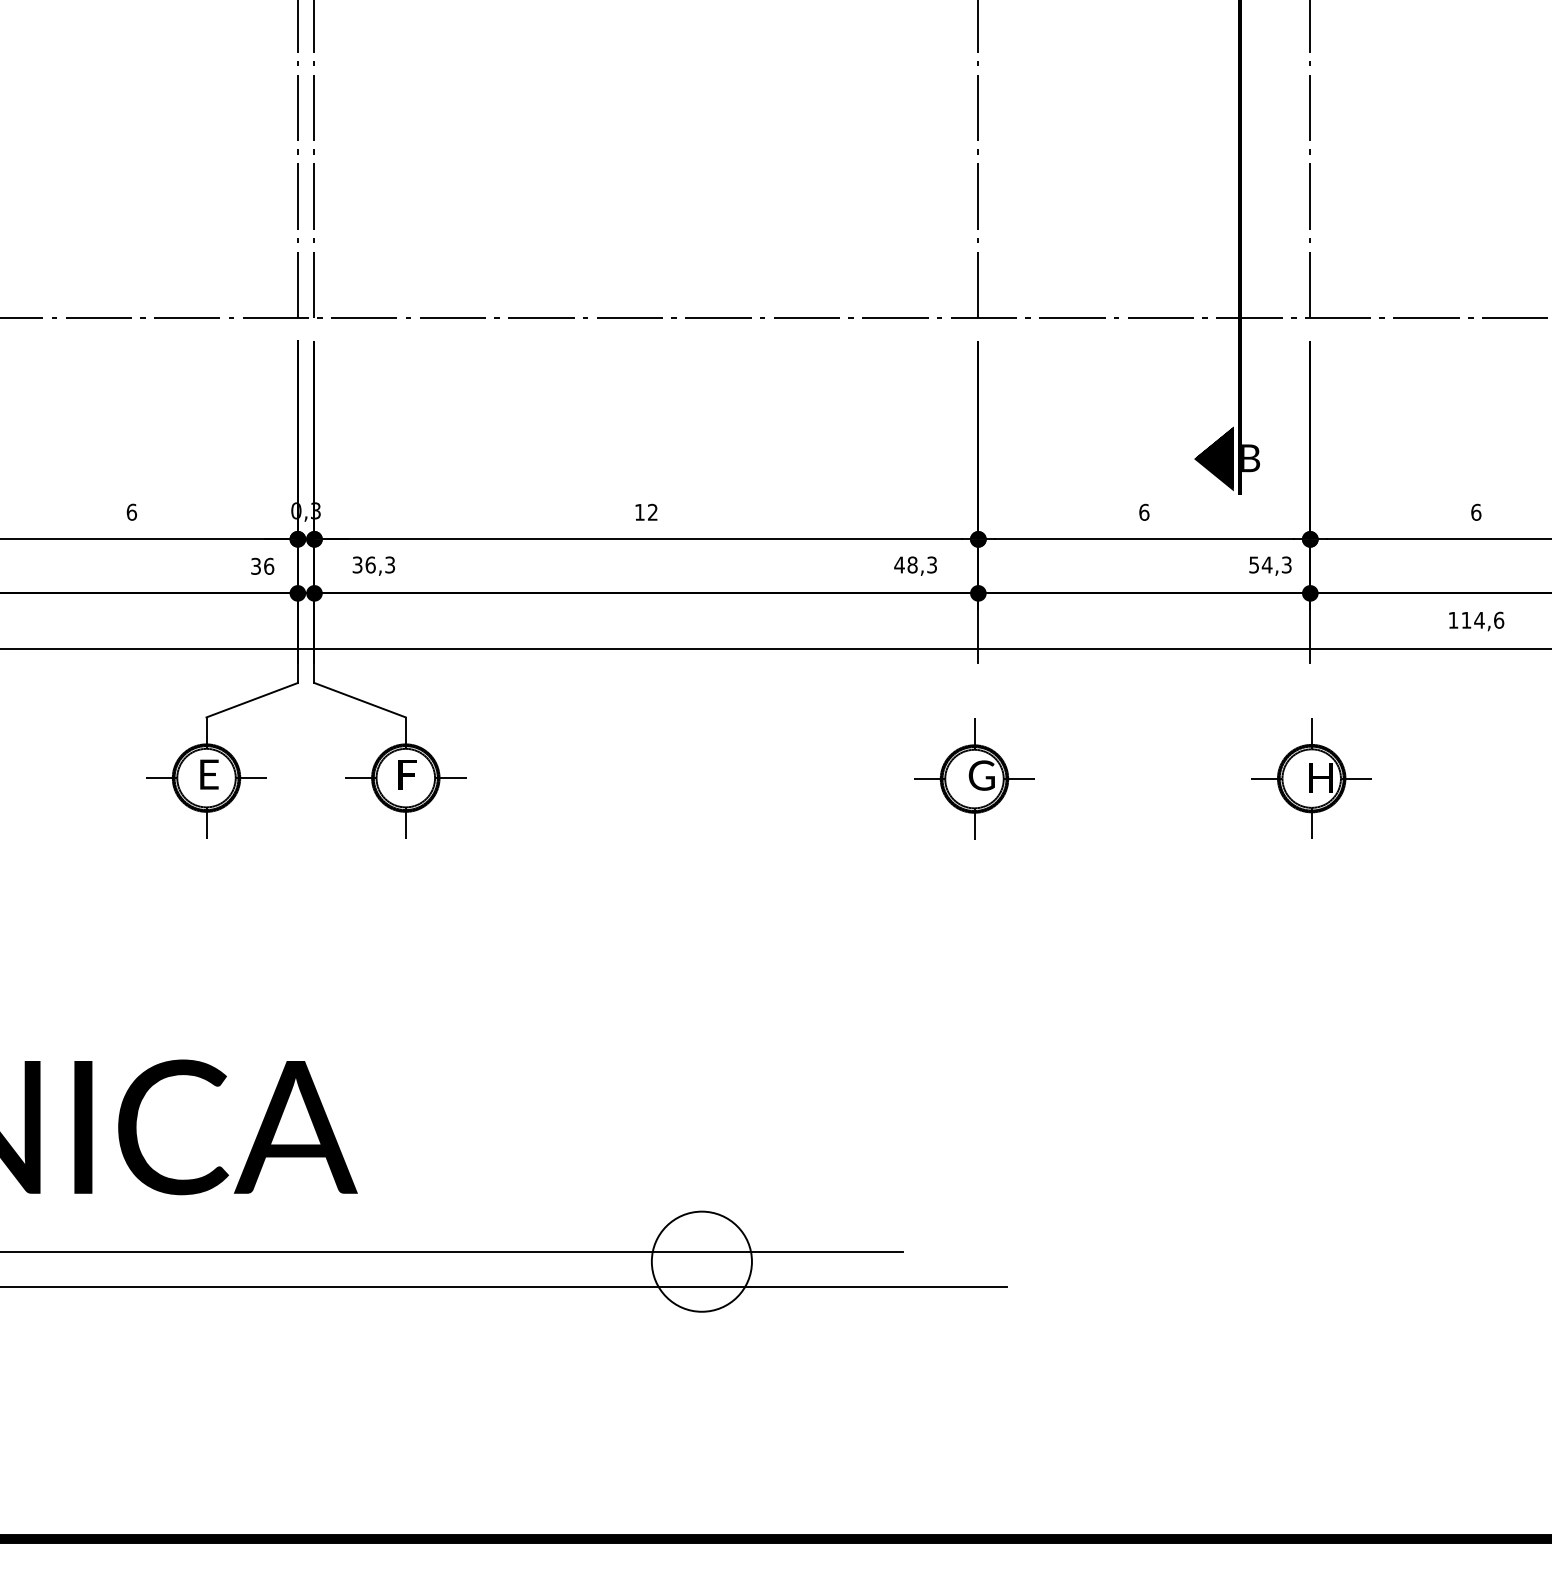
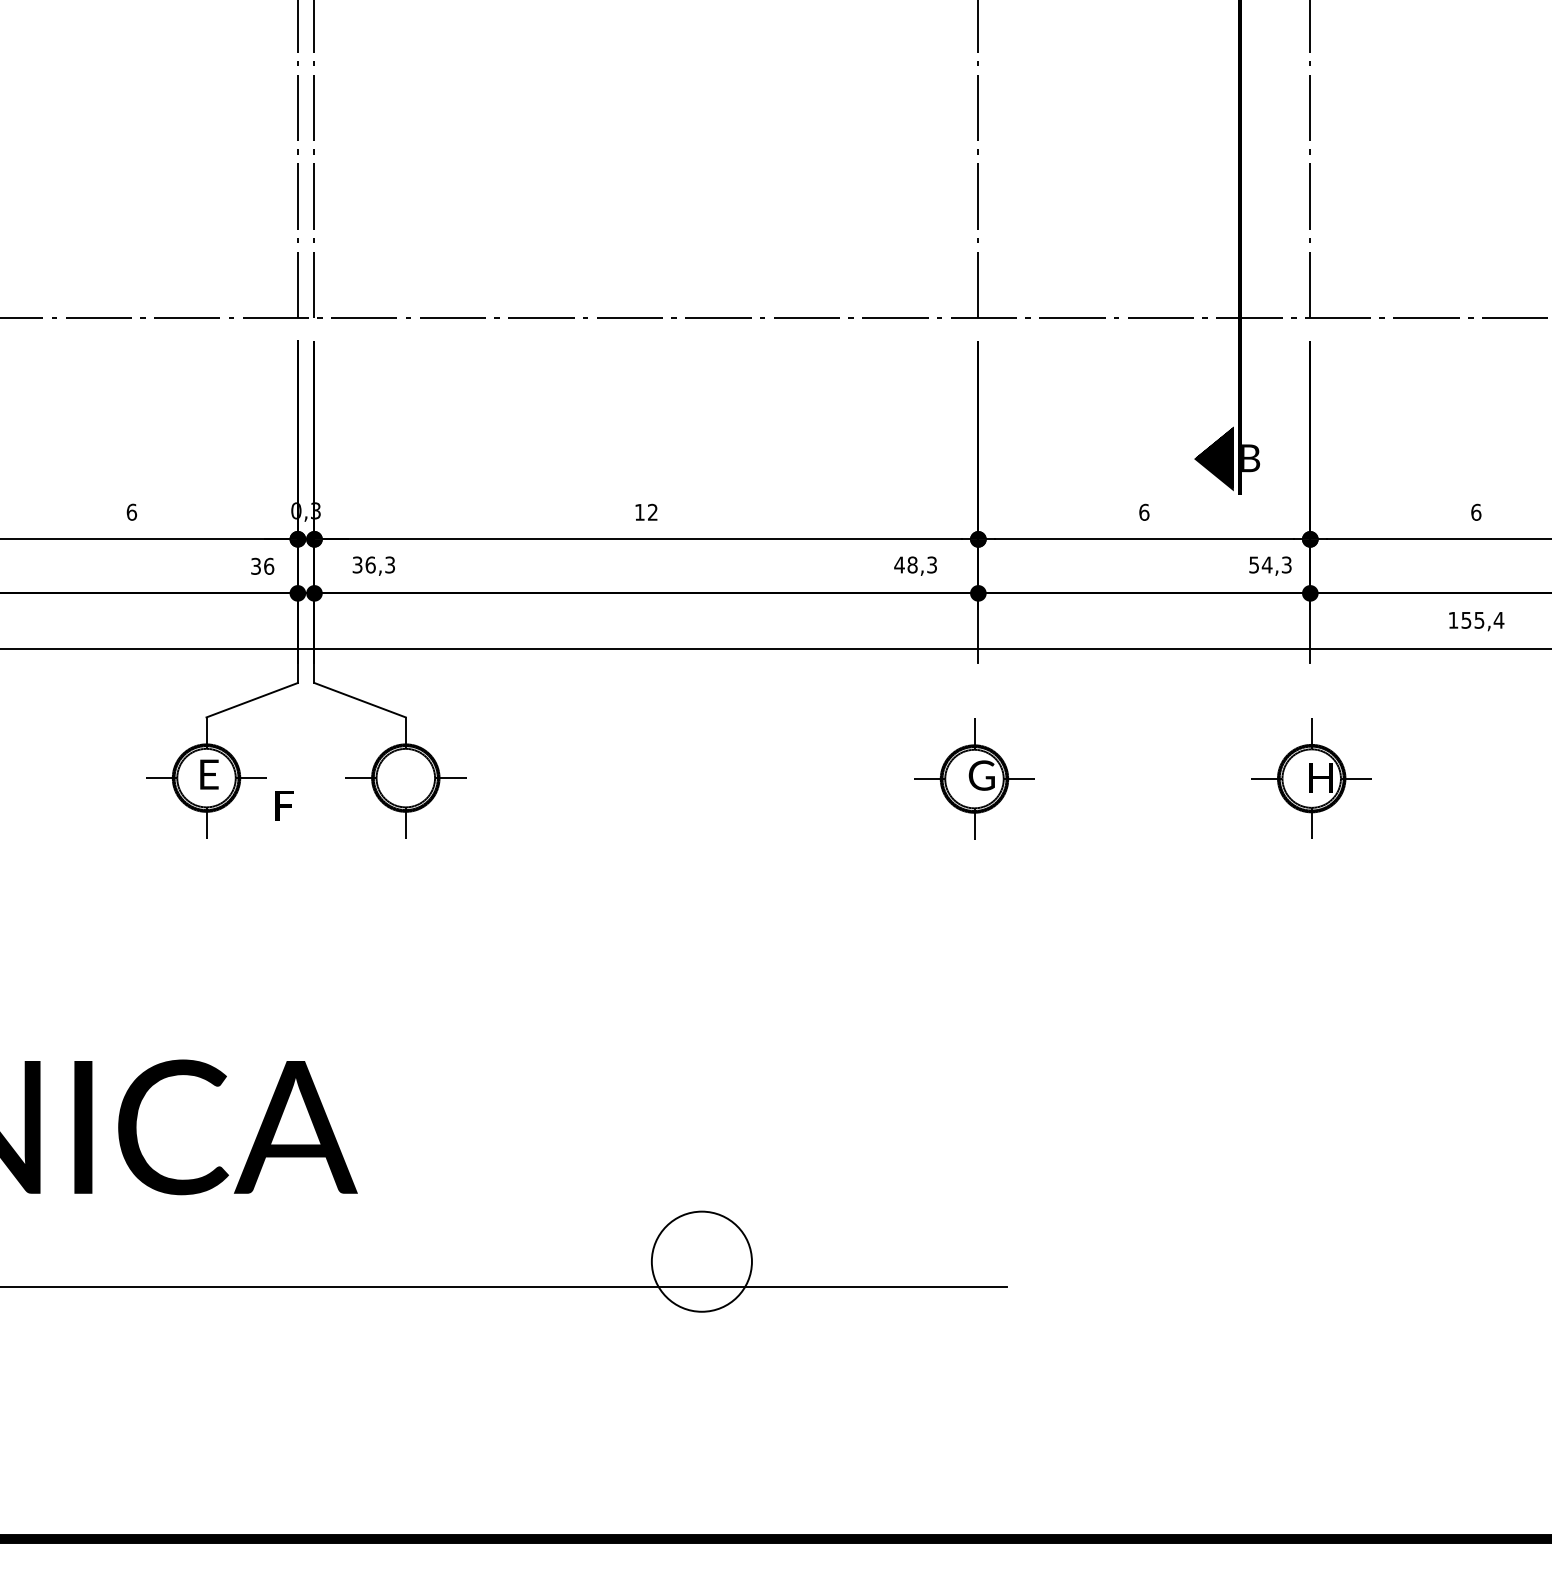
text: 114,6 -> 155,4 (1482, 619)
text position: (407, 774) -> (284, 805) (284, 805)
line: present -> none (452, 1251)
